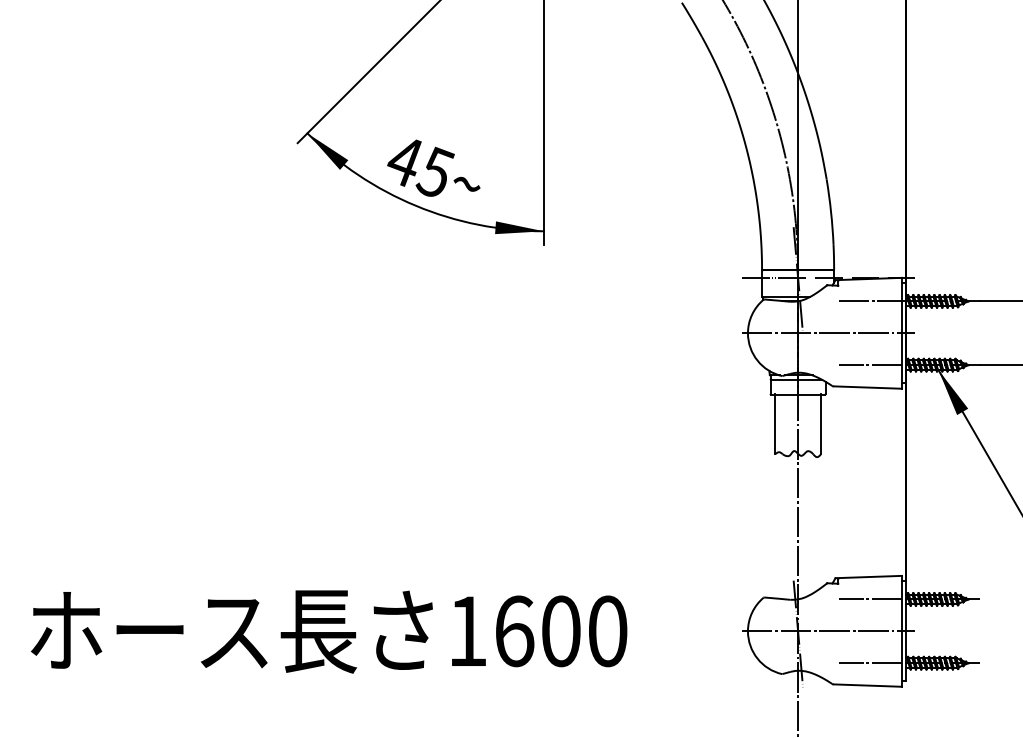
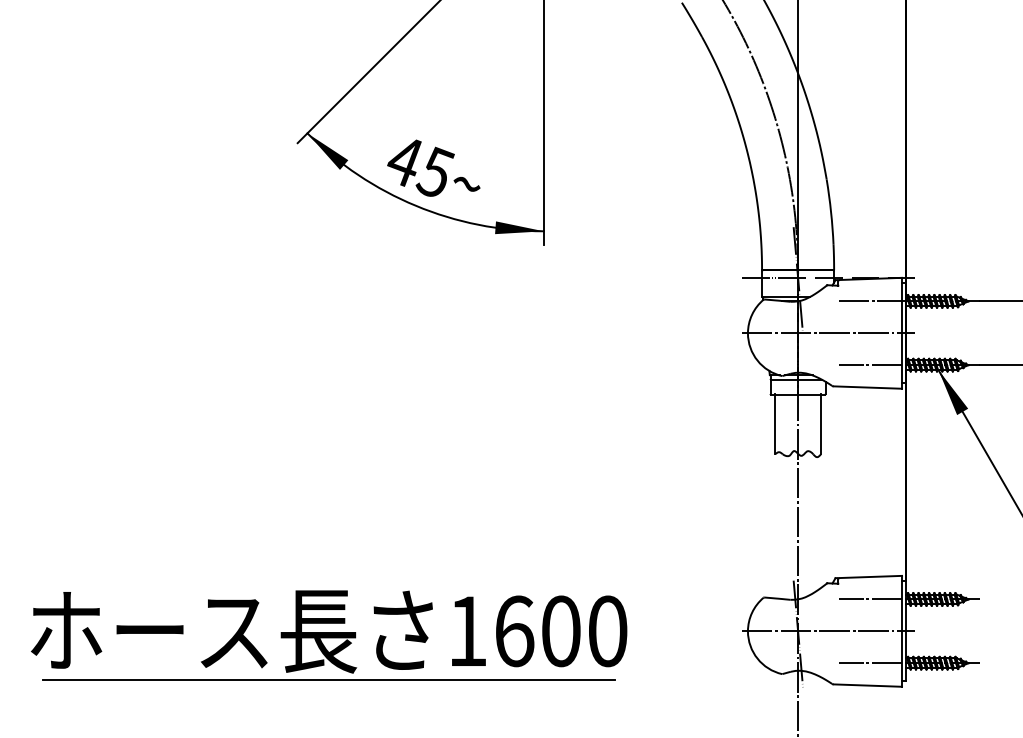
line: none -> present (329, 679)
